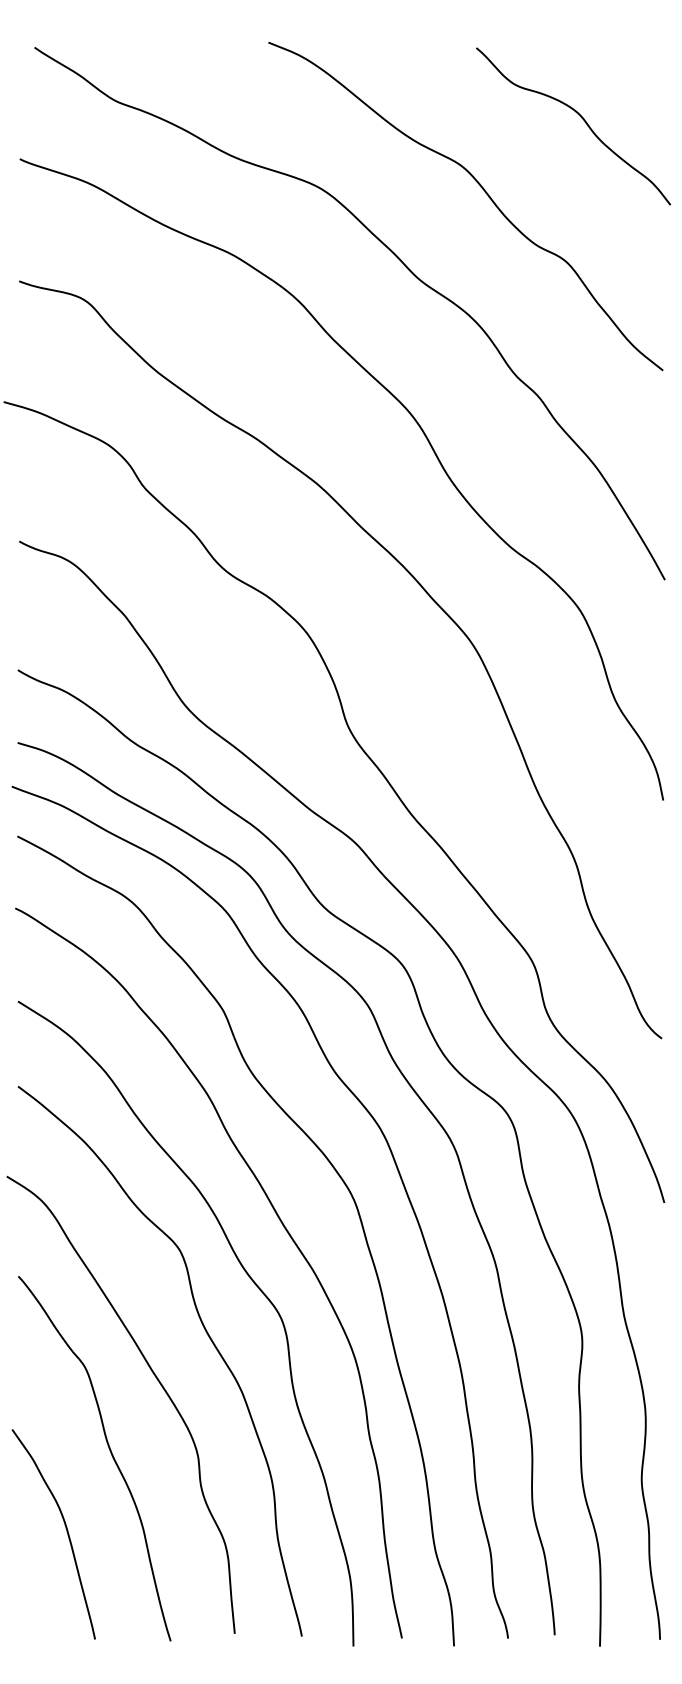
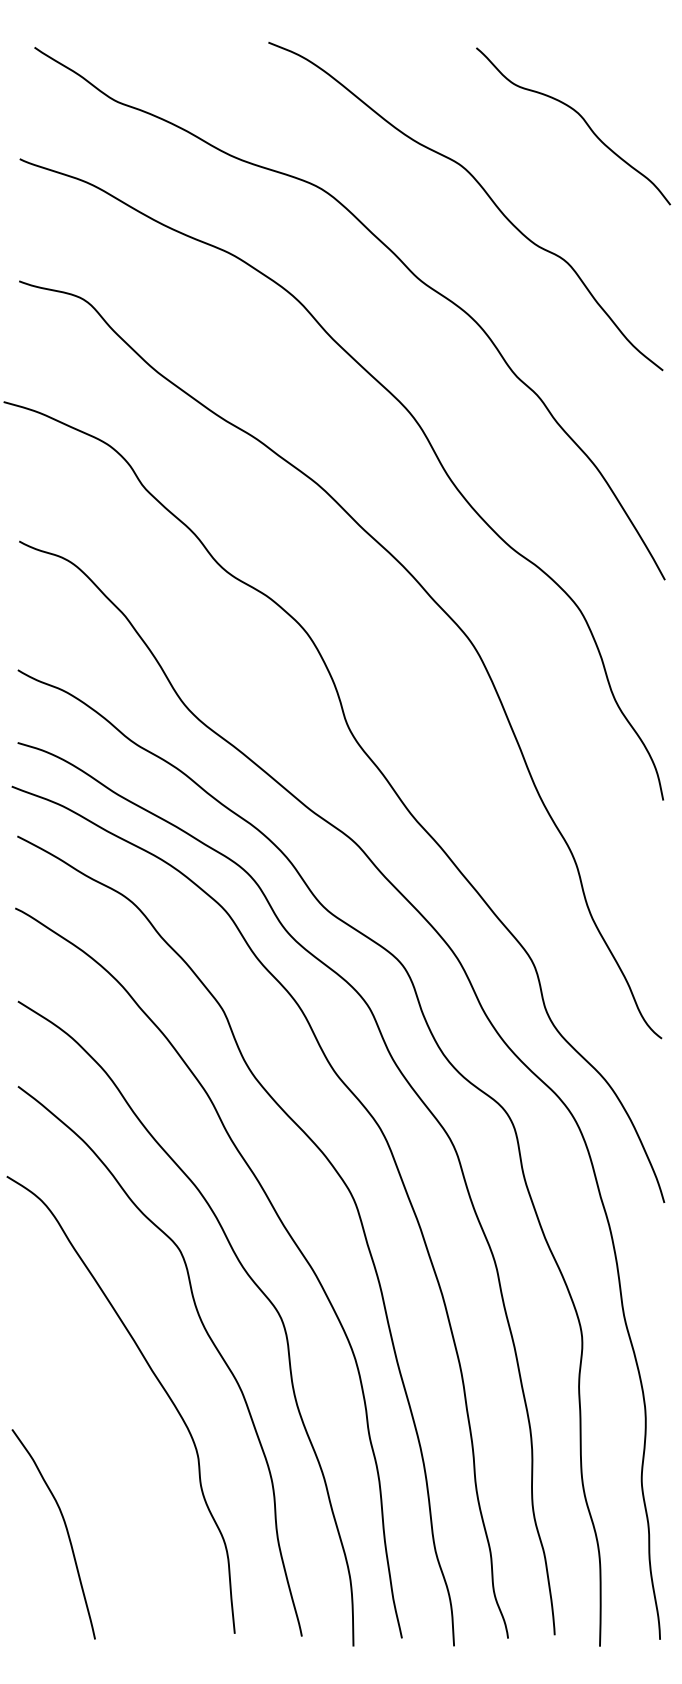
curve: present -> none (109, 1451)
